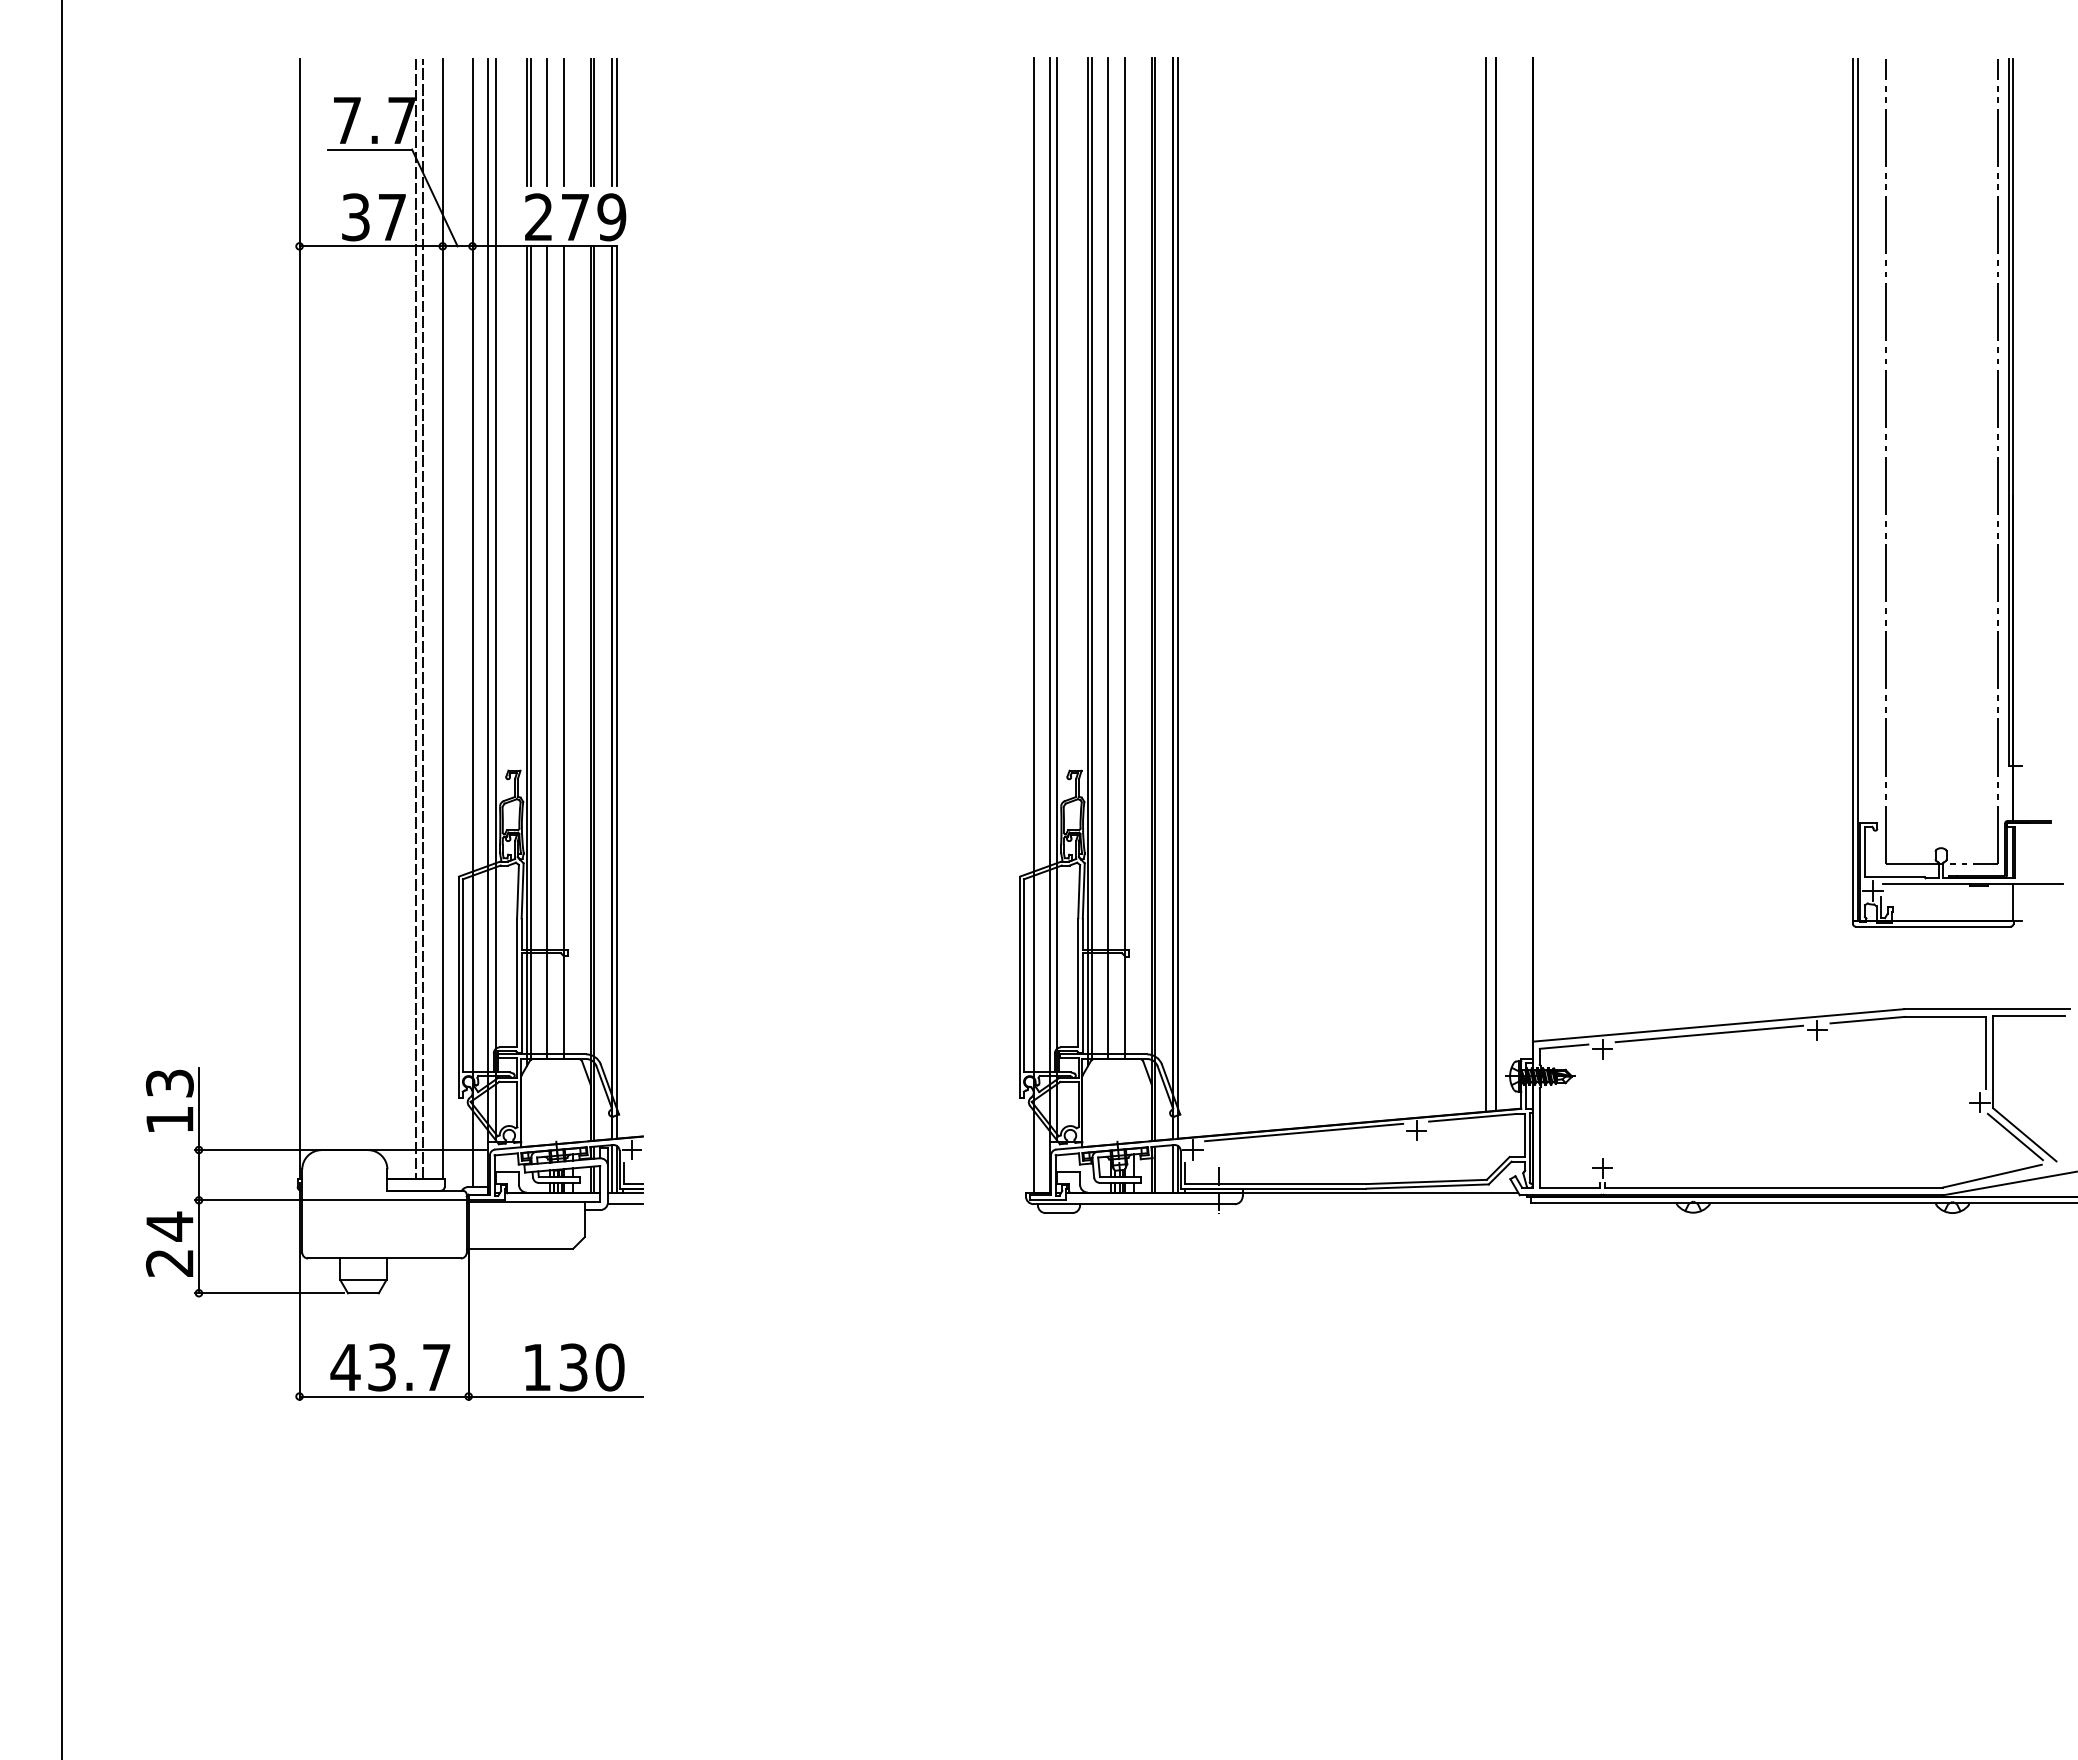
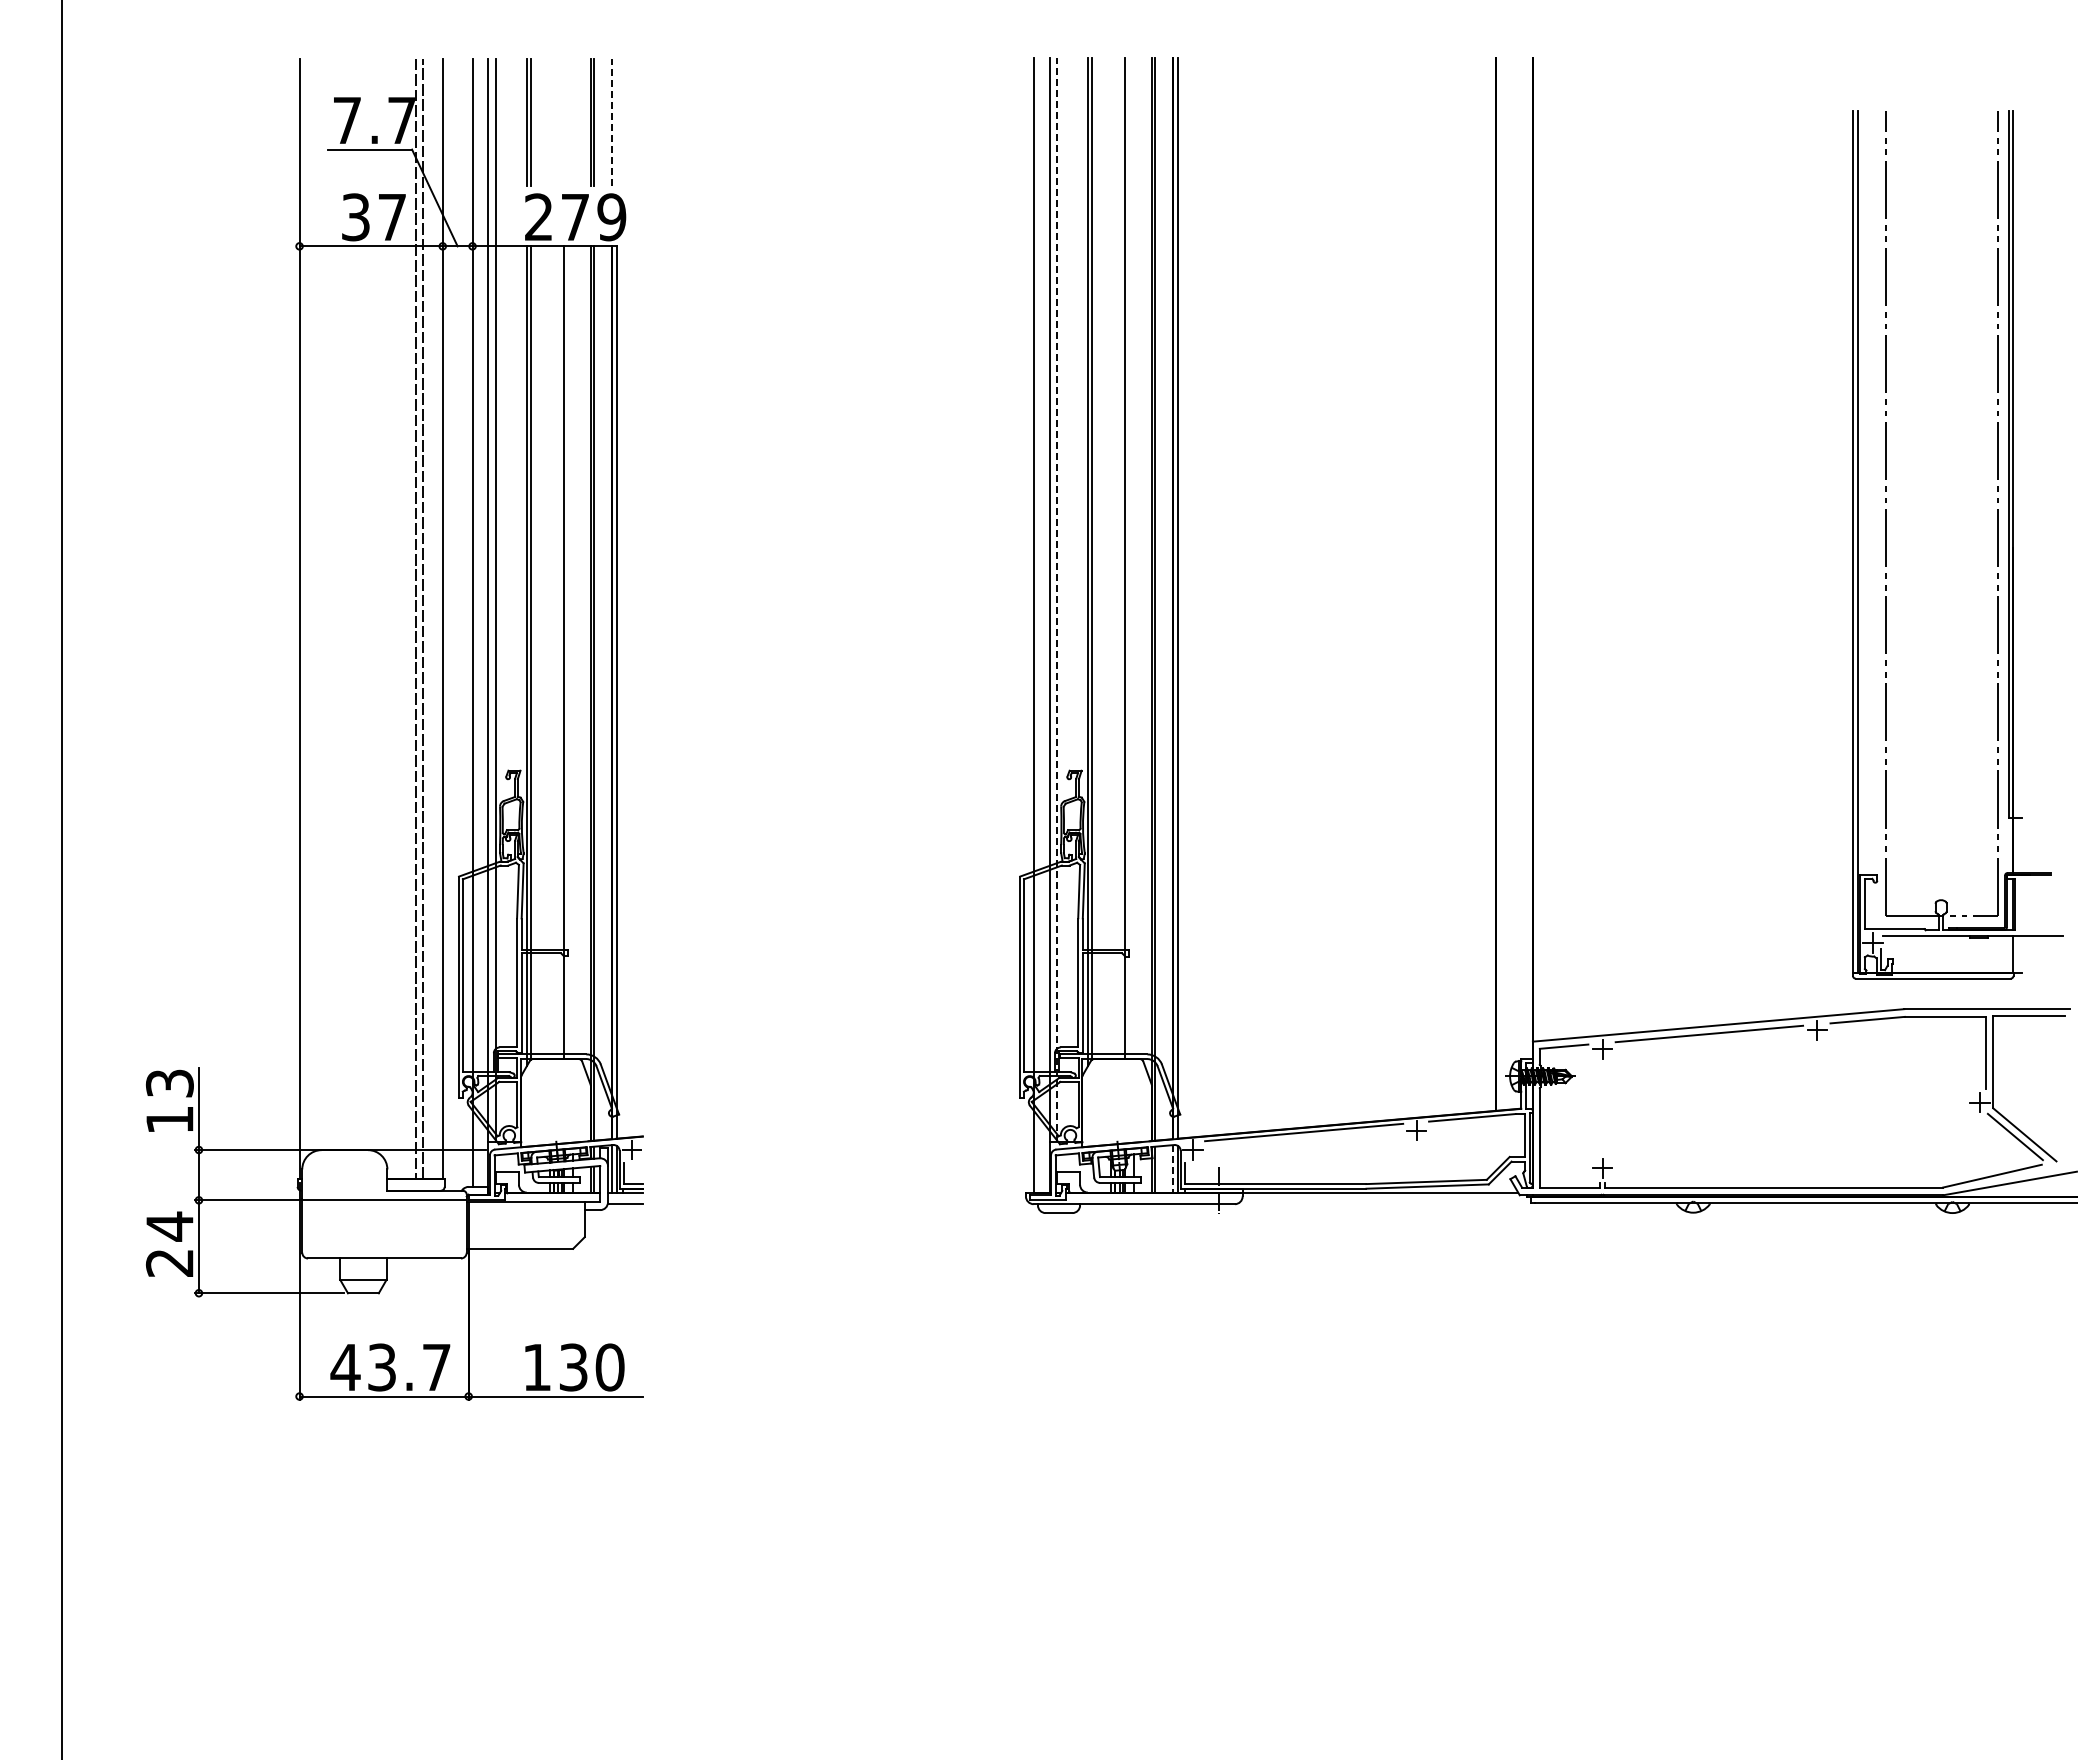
line: present -> none (546, 122)
line: present -> none (564, 122)
line: solid -> dashed (611, 122)
line: present -> none (616, 122)
part position: (1997, 492) -> (1997, 544) (1997, 544)
line: present -> none (1107, 558)
line: present -> none (1486, 584)
line: solid -> dashed (1057, 600)
line: present -> none (546, 652)
line: solid -> dashed (1172, 1168)
